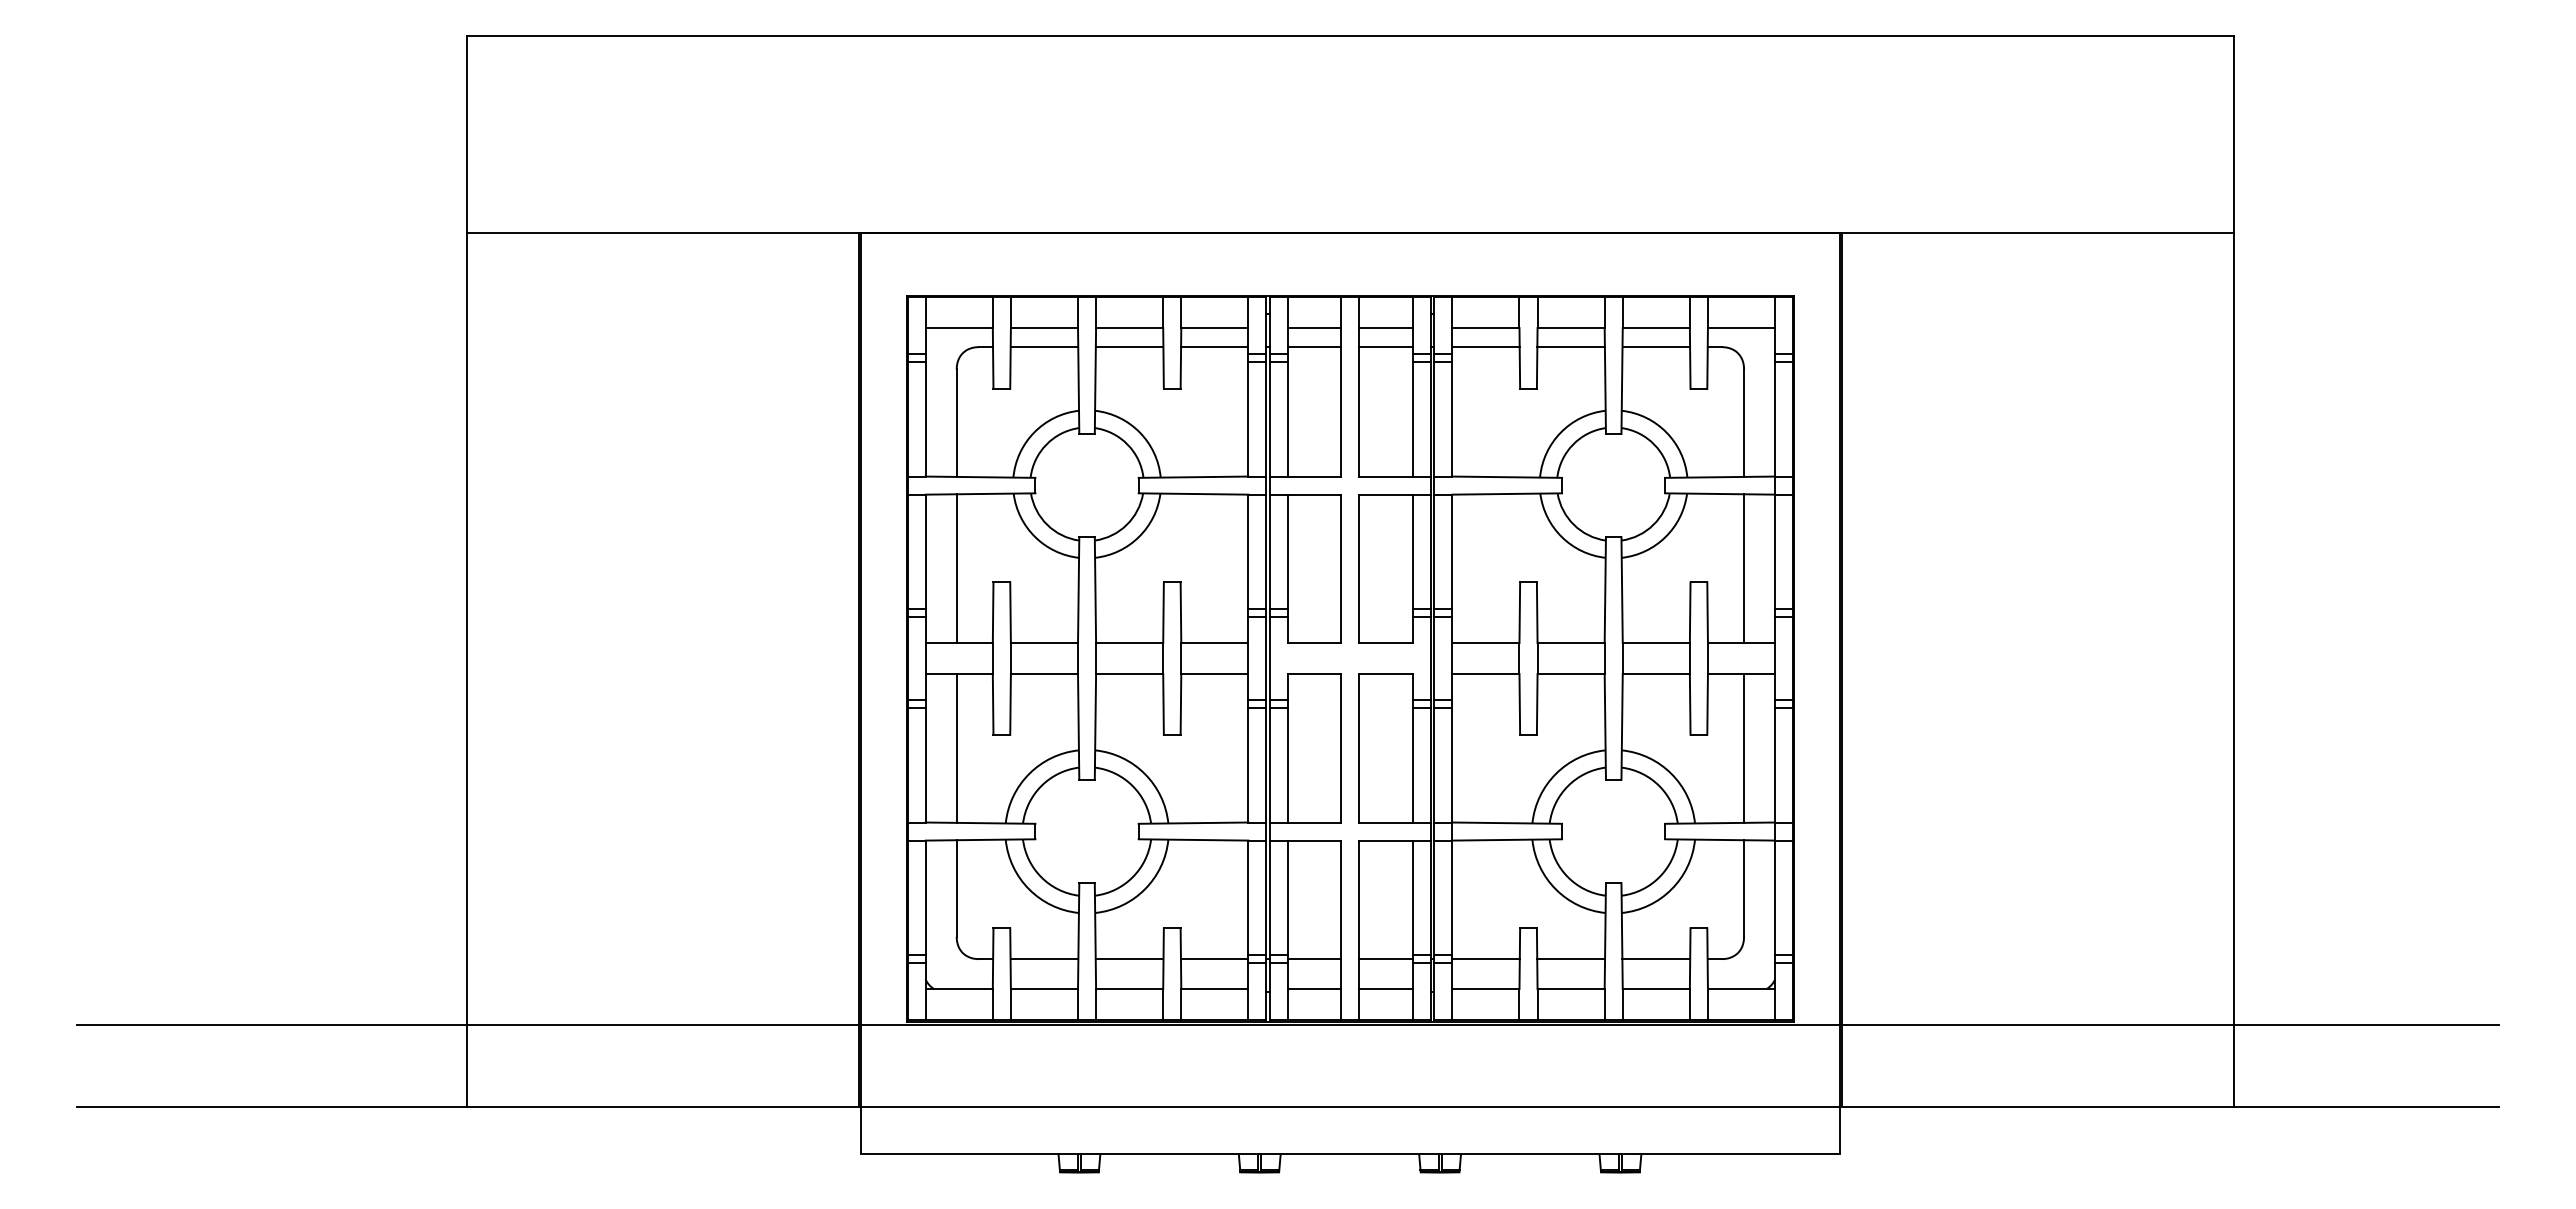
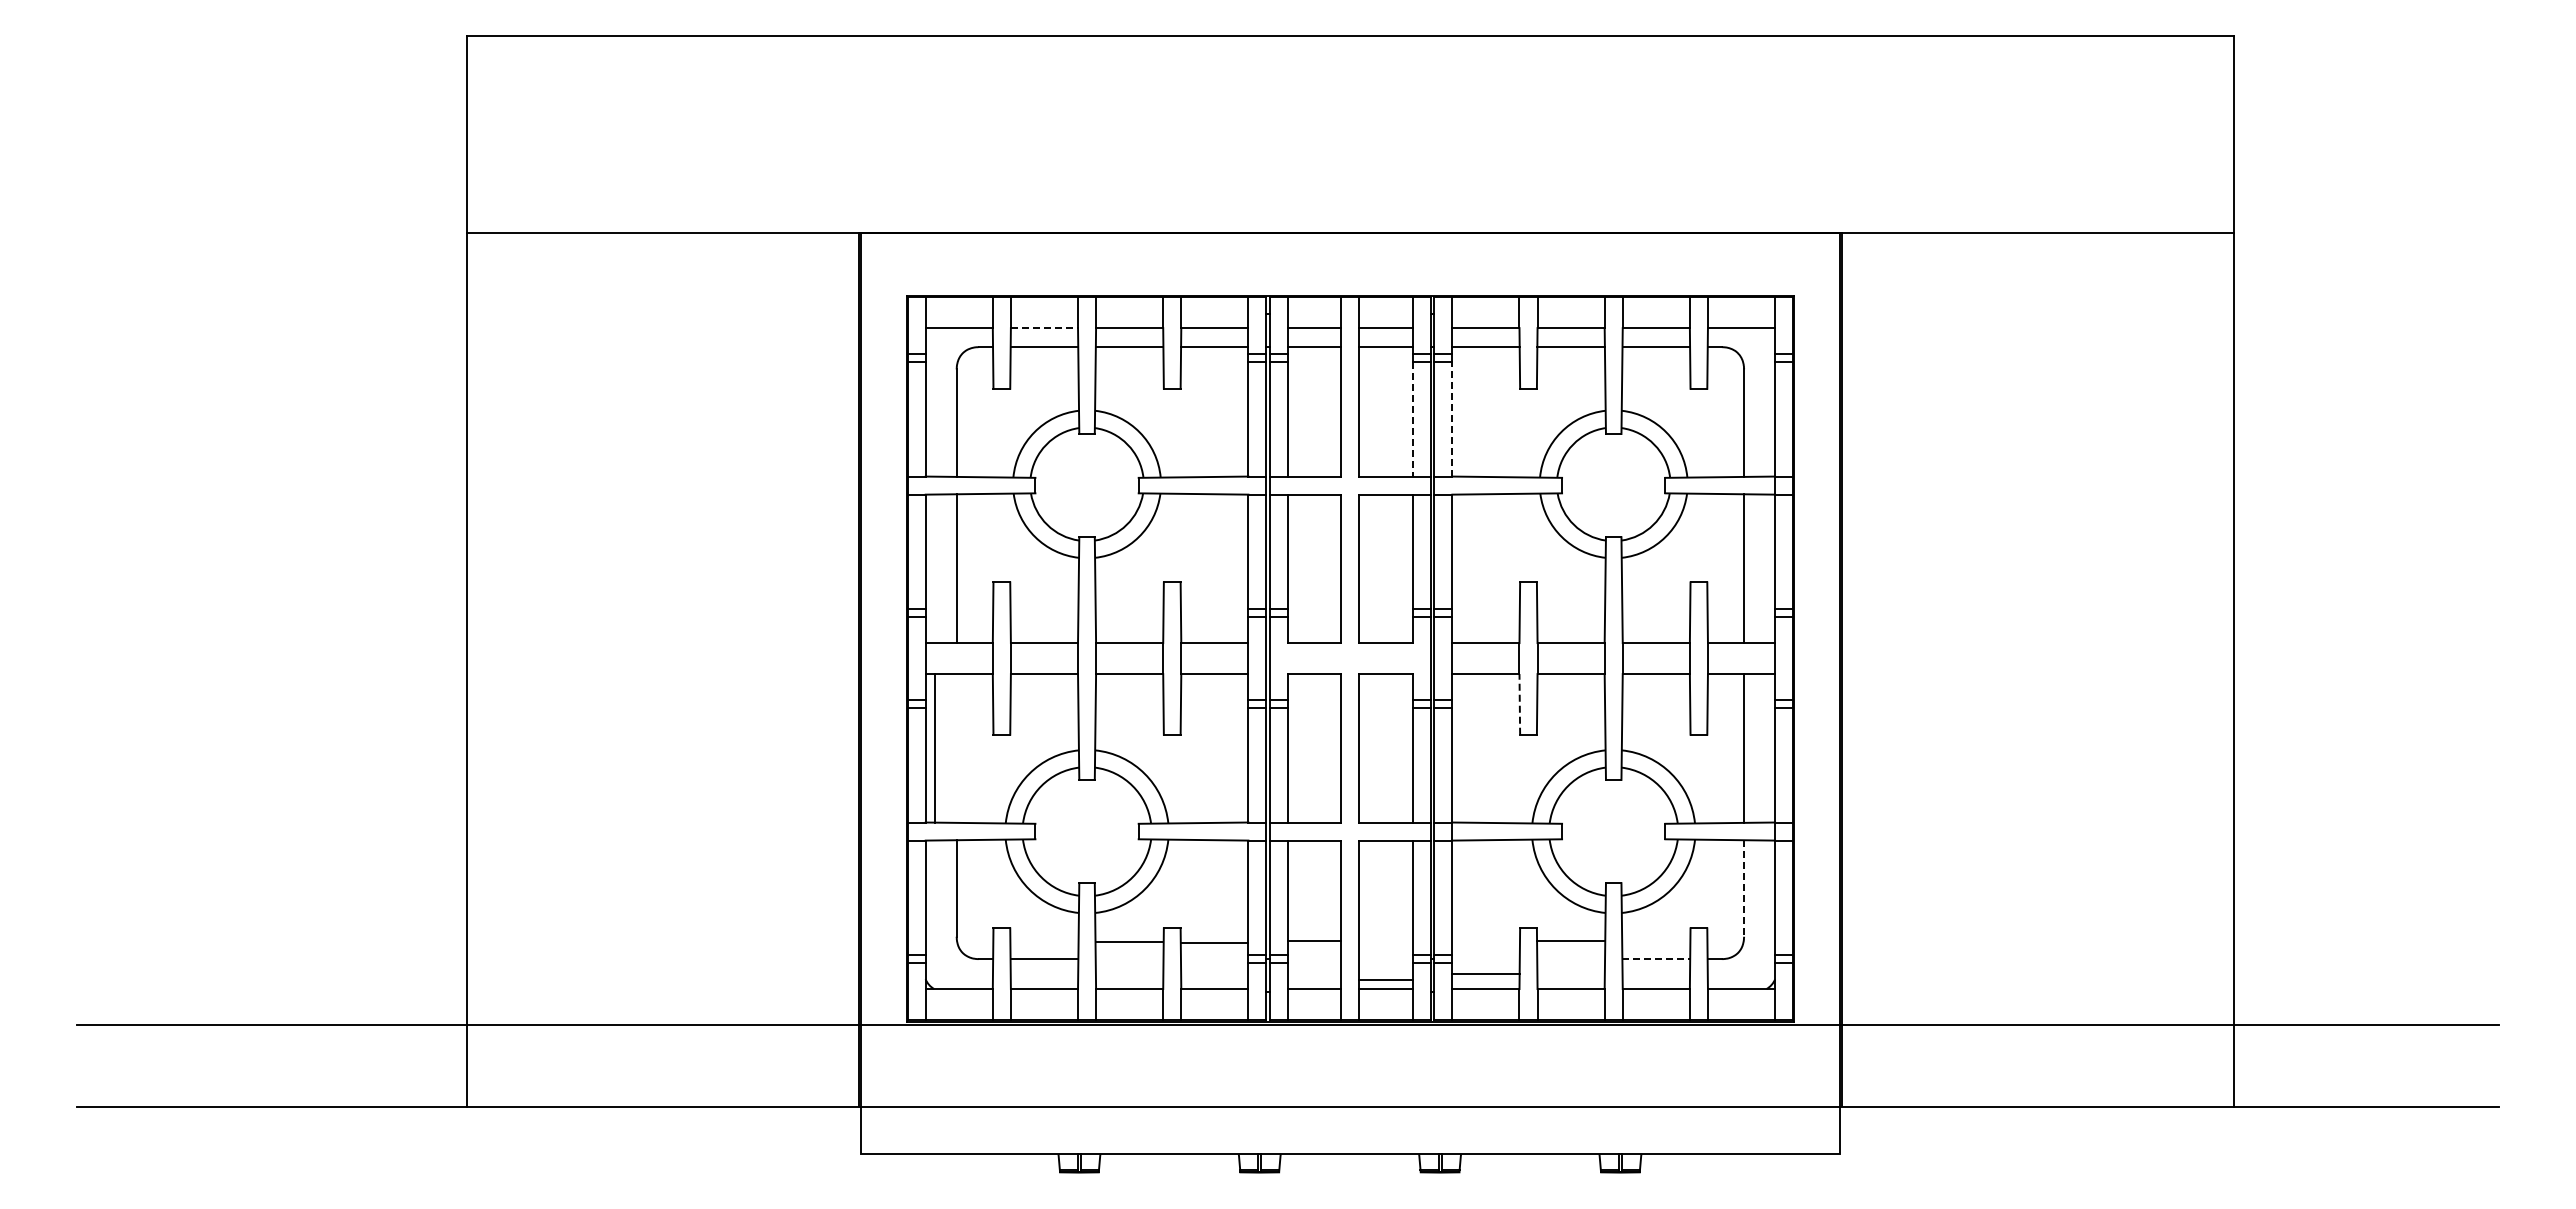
line: solid -> dashed (1044, 328)
line: solid -> dashed (1452, 418)
line: solid -> dashed (1412, 419)
line: solid -> dashed (1519, 703)
line position: (956, 748) -> (934, 748) (934, 748)
line: solid -> dashed (1744, 888)
line position: (1129, 959) -> (1129, 942) (1129, 942)
line position: (1214, 959) -> (1214, 943) (1214, 943)
line position: (1314, 959) -> (1314, 941) (1314, 941)
line position: (1385, 959) -> (1385, 980) (1385, 980)
line position: (1485, 959) -> (1485, 974) (1485, 974)
line position: (1571, 959) -> (1571, 941) (1571, 941)
line: solid -> dashed (1656, 959)
